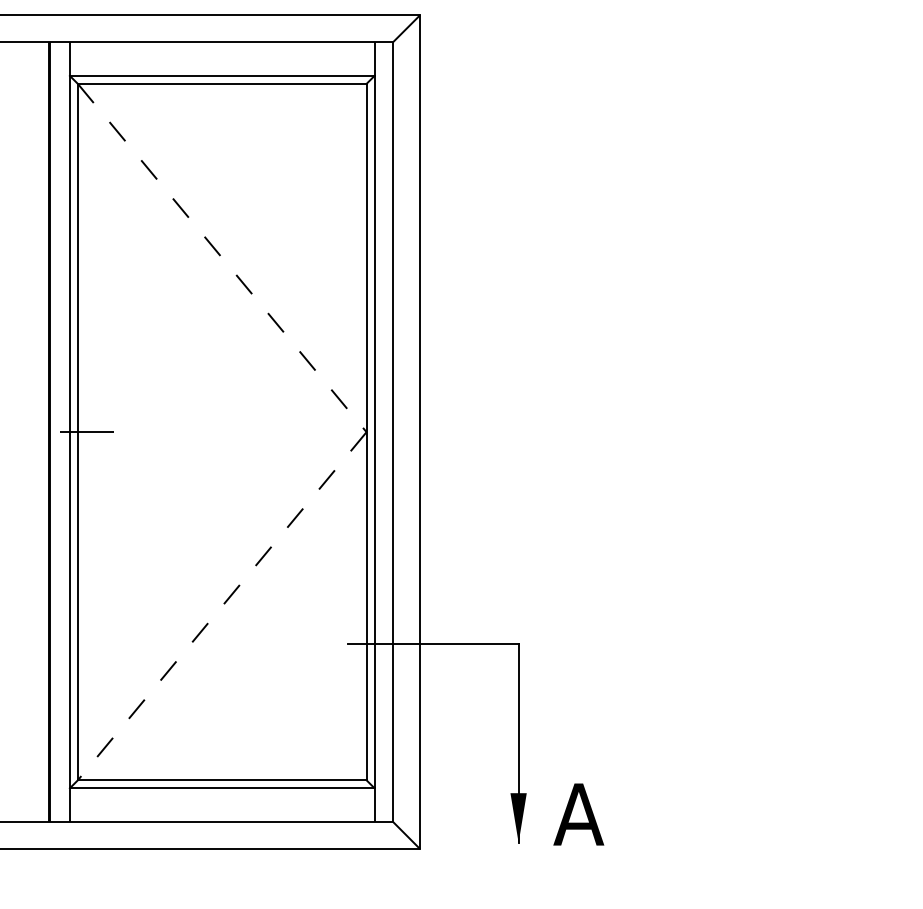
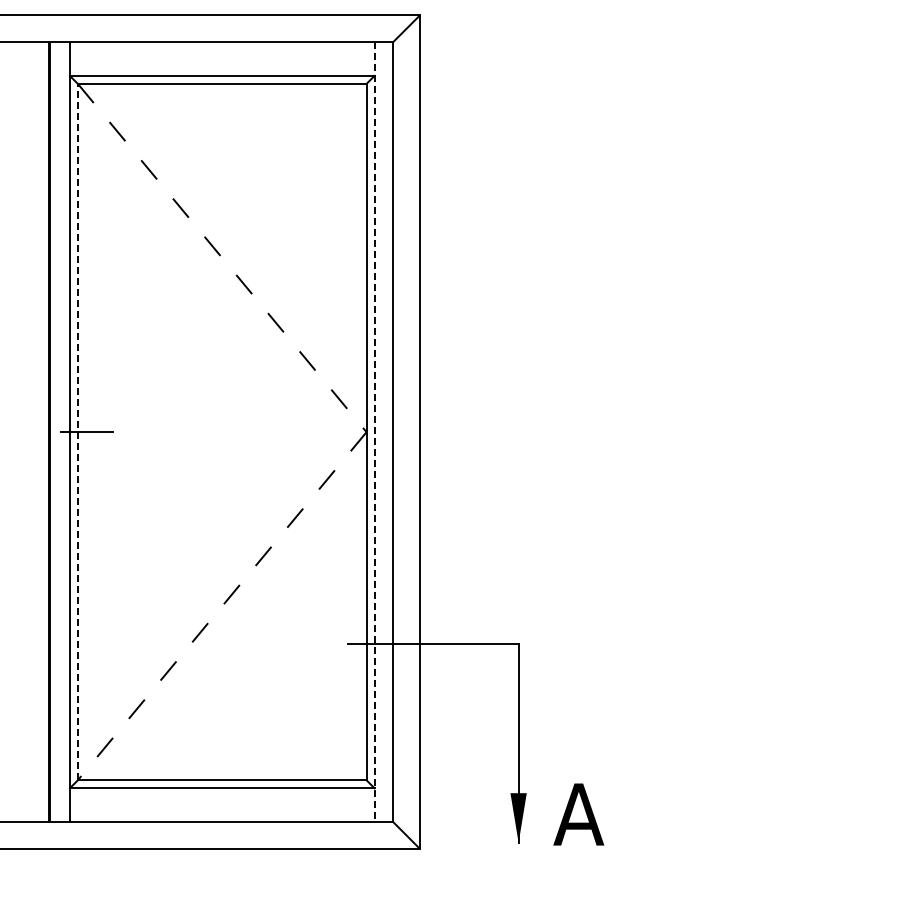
line: solid -> dashed (77, 431)
line: solid -> dashed (374, 432)
